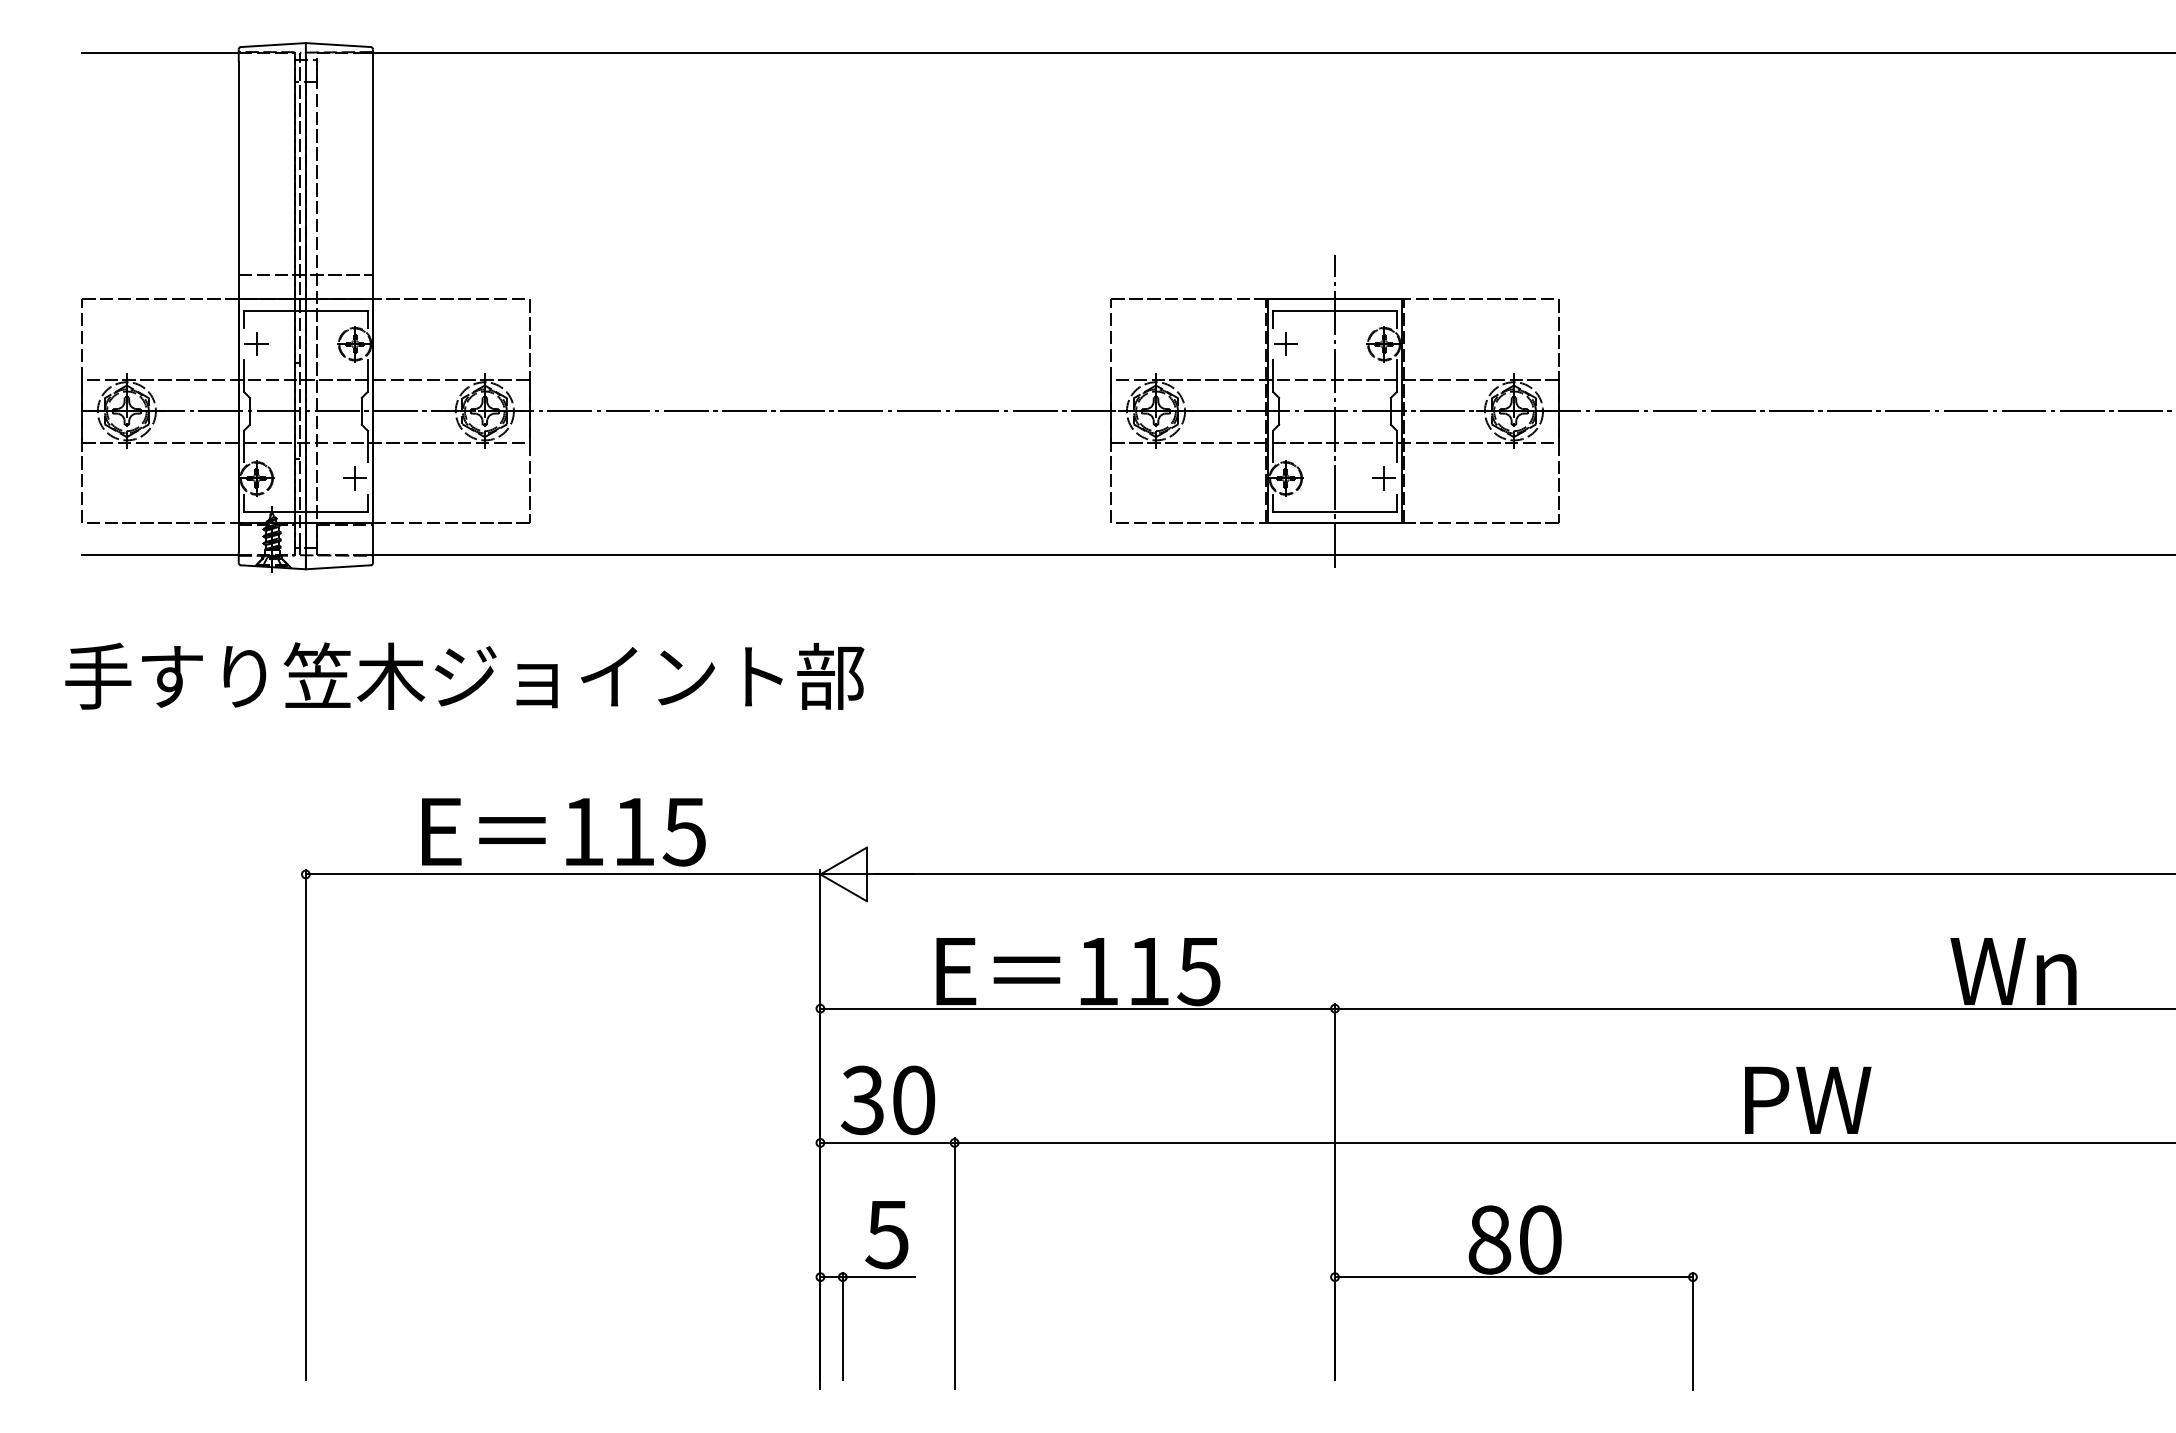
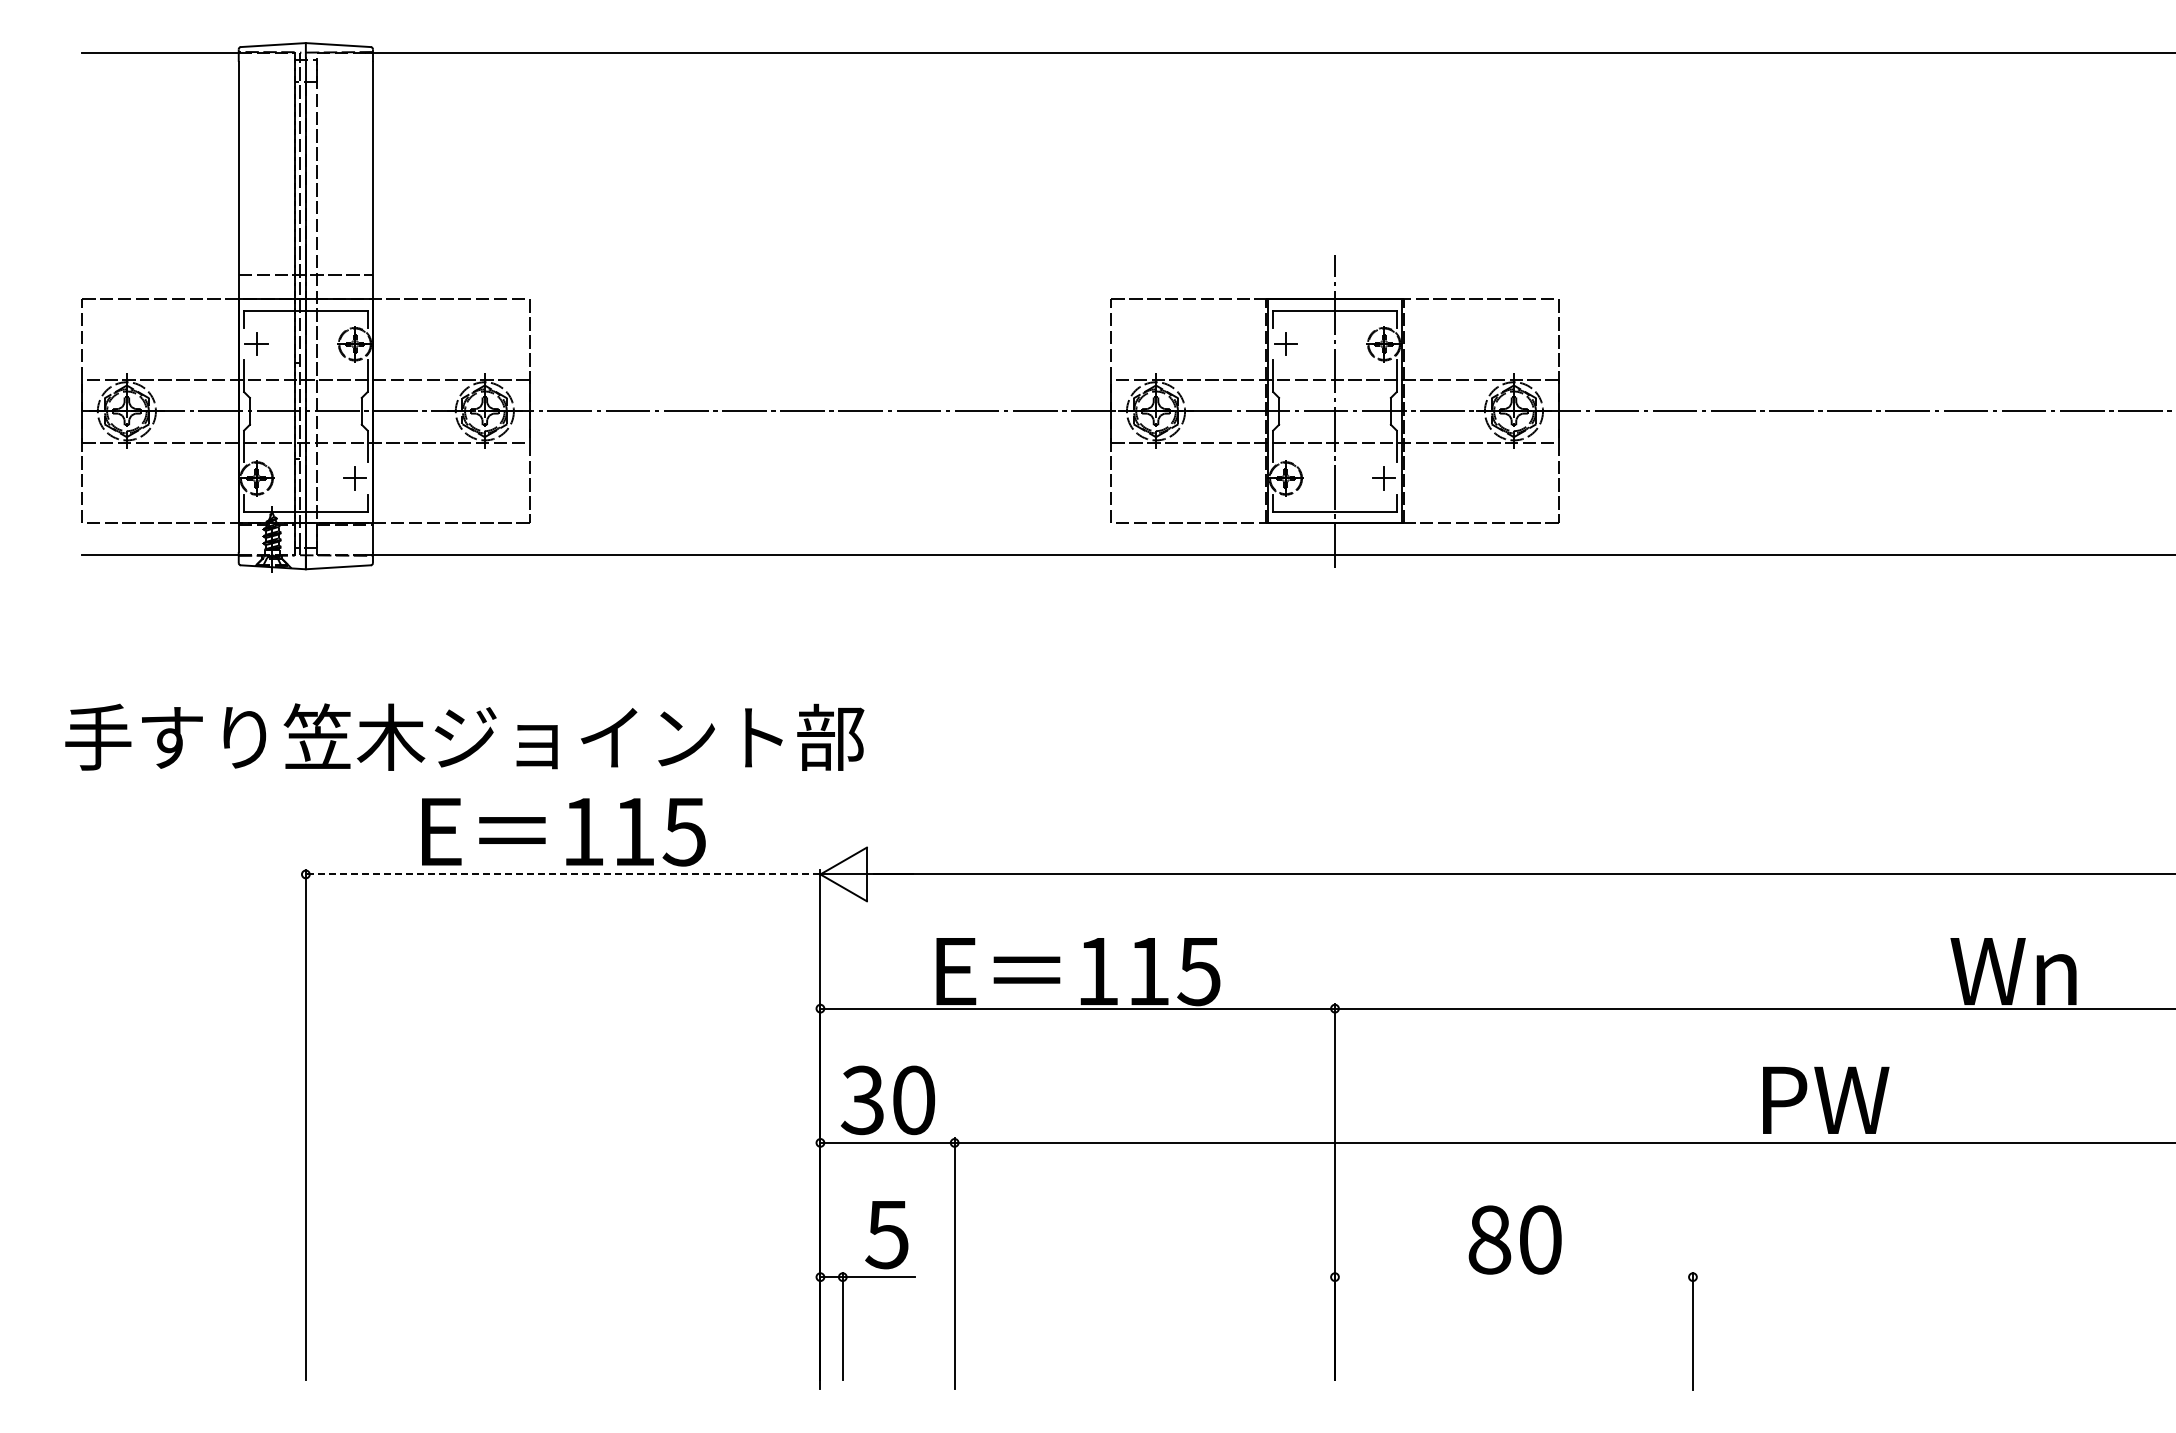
text position: (464, 675) -> (464, 736) (464, 736)
line: solid -> dashed (562, 874)
text position: (1808, 1099) -> (1826, 1099) (1826, 1099)
line: present -> none (1513, 1277)
